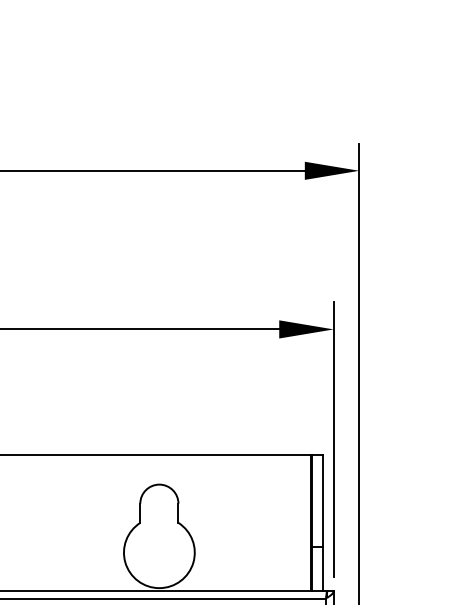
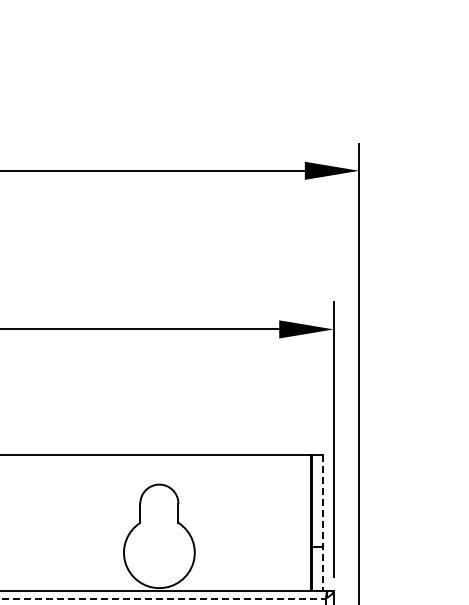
line: solid -> dashed (322, 523)
line: solid -> dashed (163, 598)
